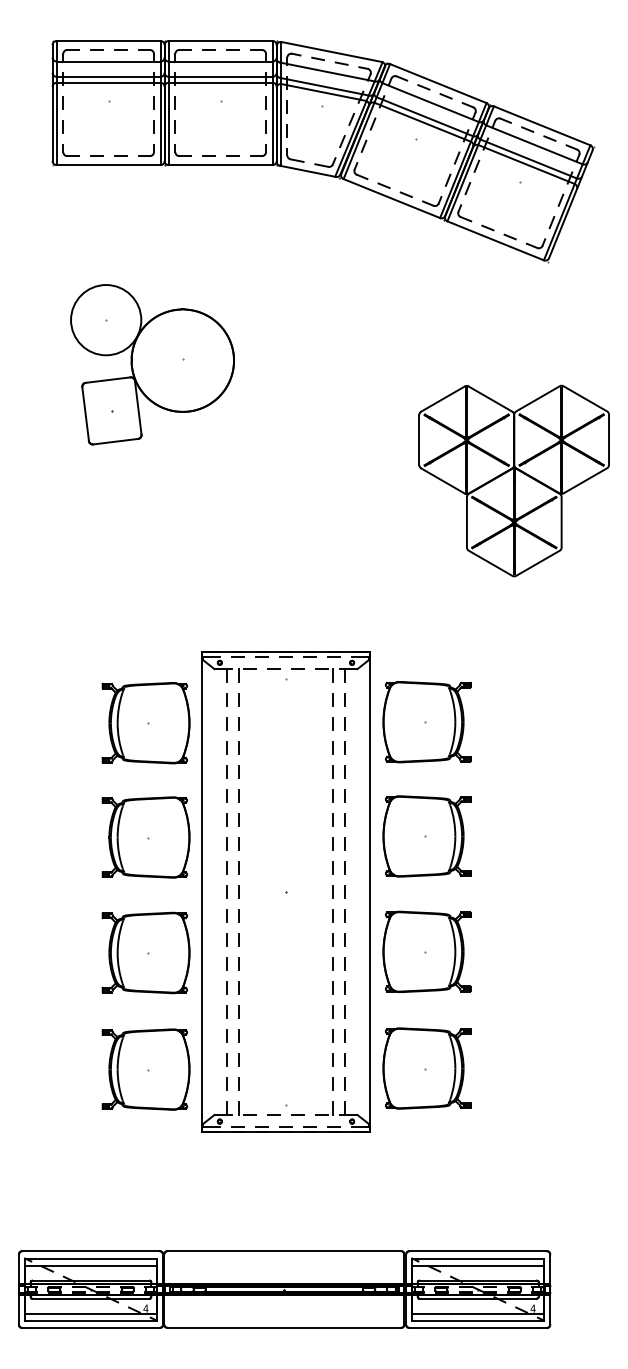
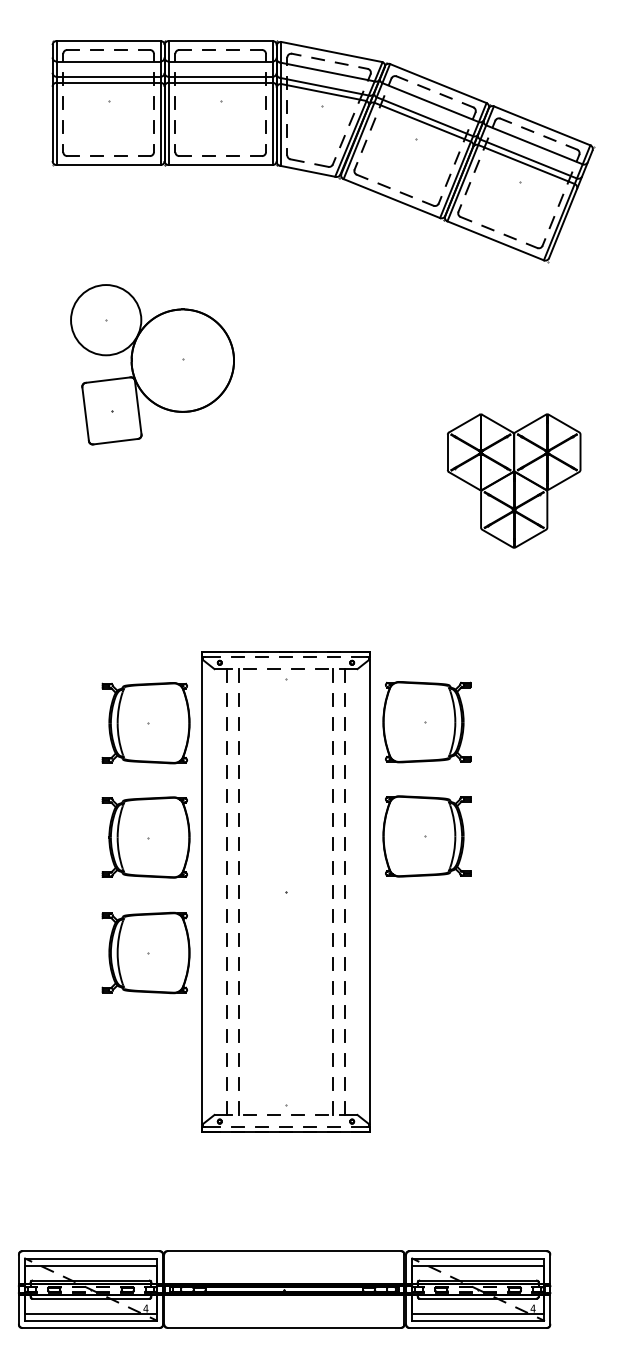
part size: 192x194 px -> 135x136 px (514, 480)
part: present -> none (426, 951)
part: present -> none (426, 1068)
part: present -> none (145, 1069)
